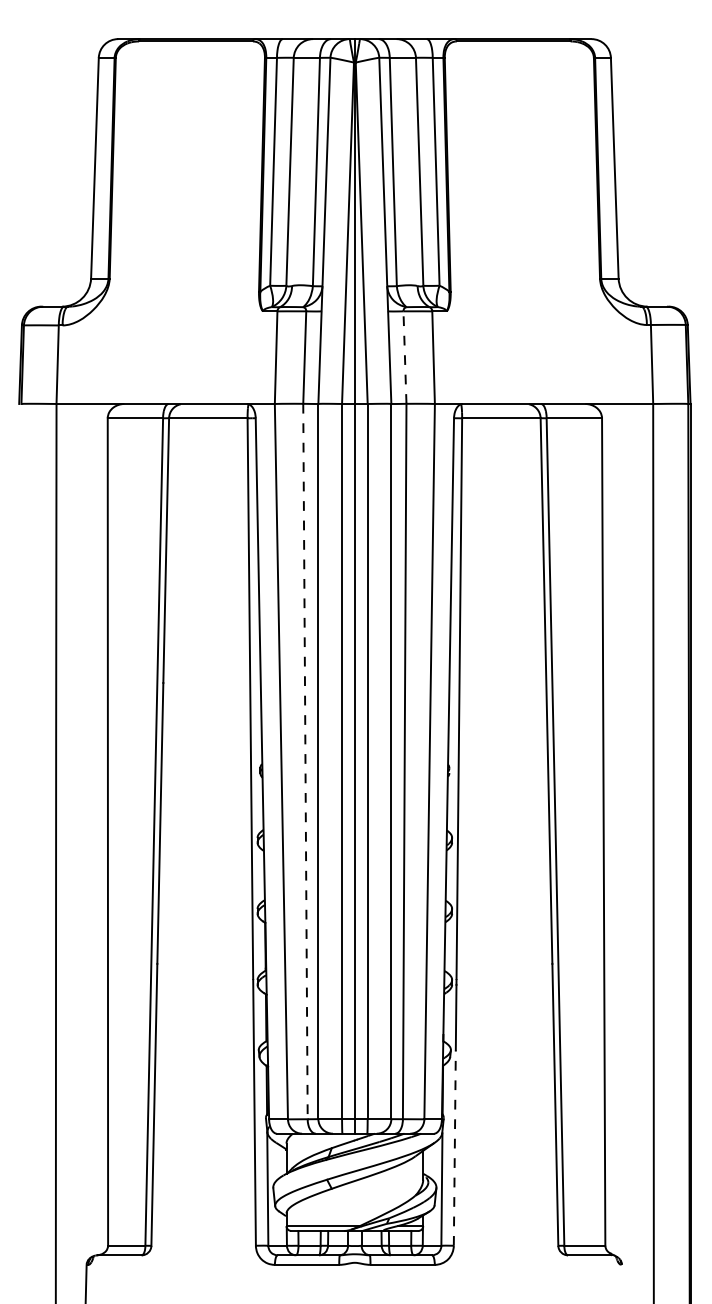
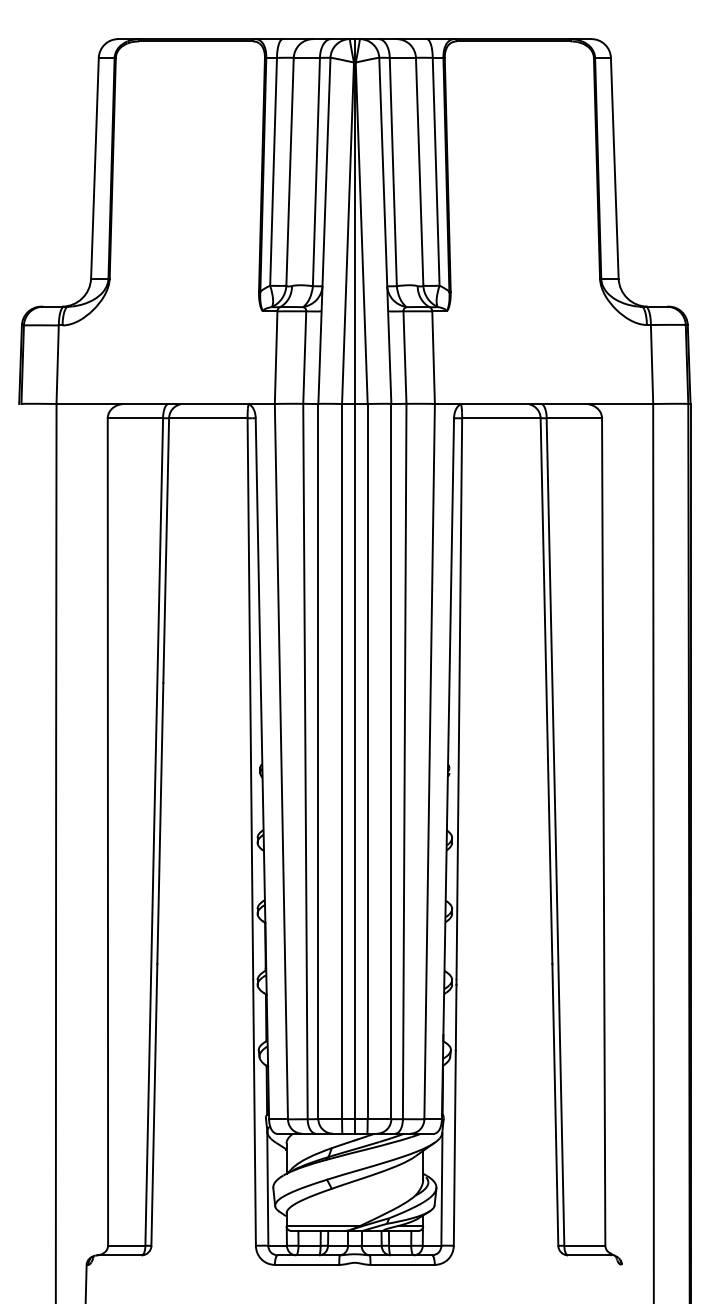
line: dashed -> solid (404, 357)
line: dashed -> solid (305, 761)
line: dashed -> solid (454, 1148)
